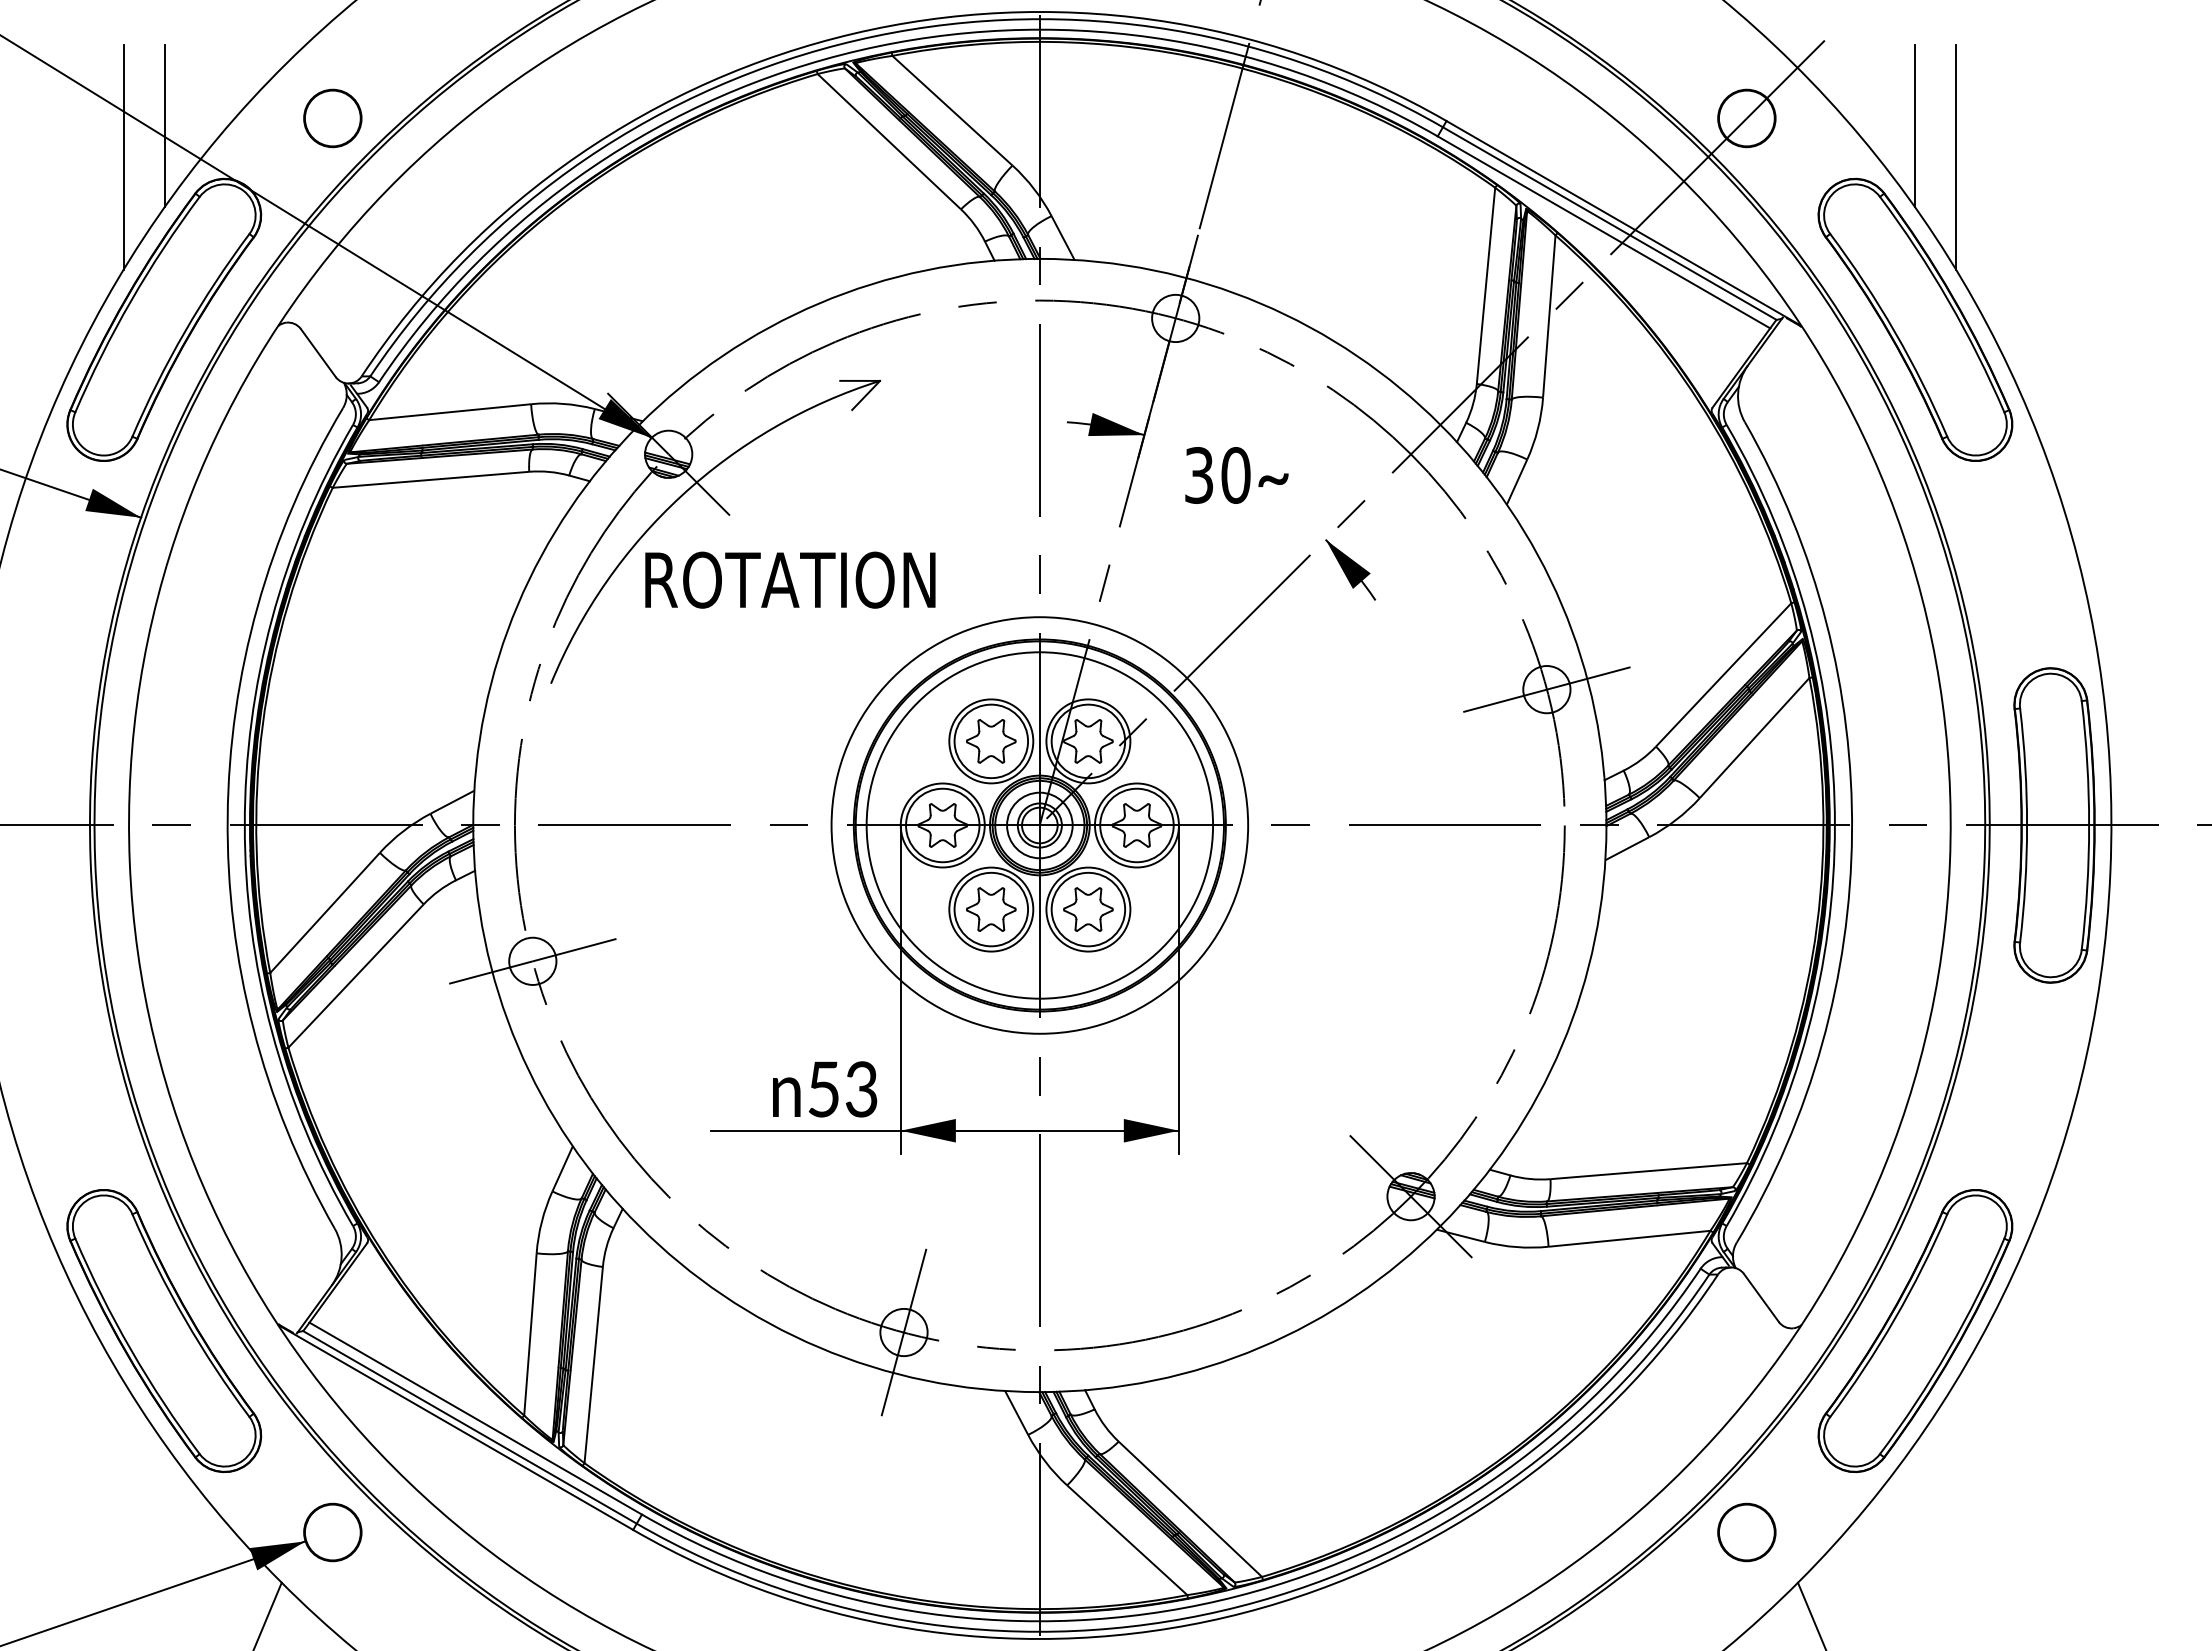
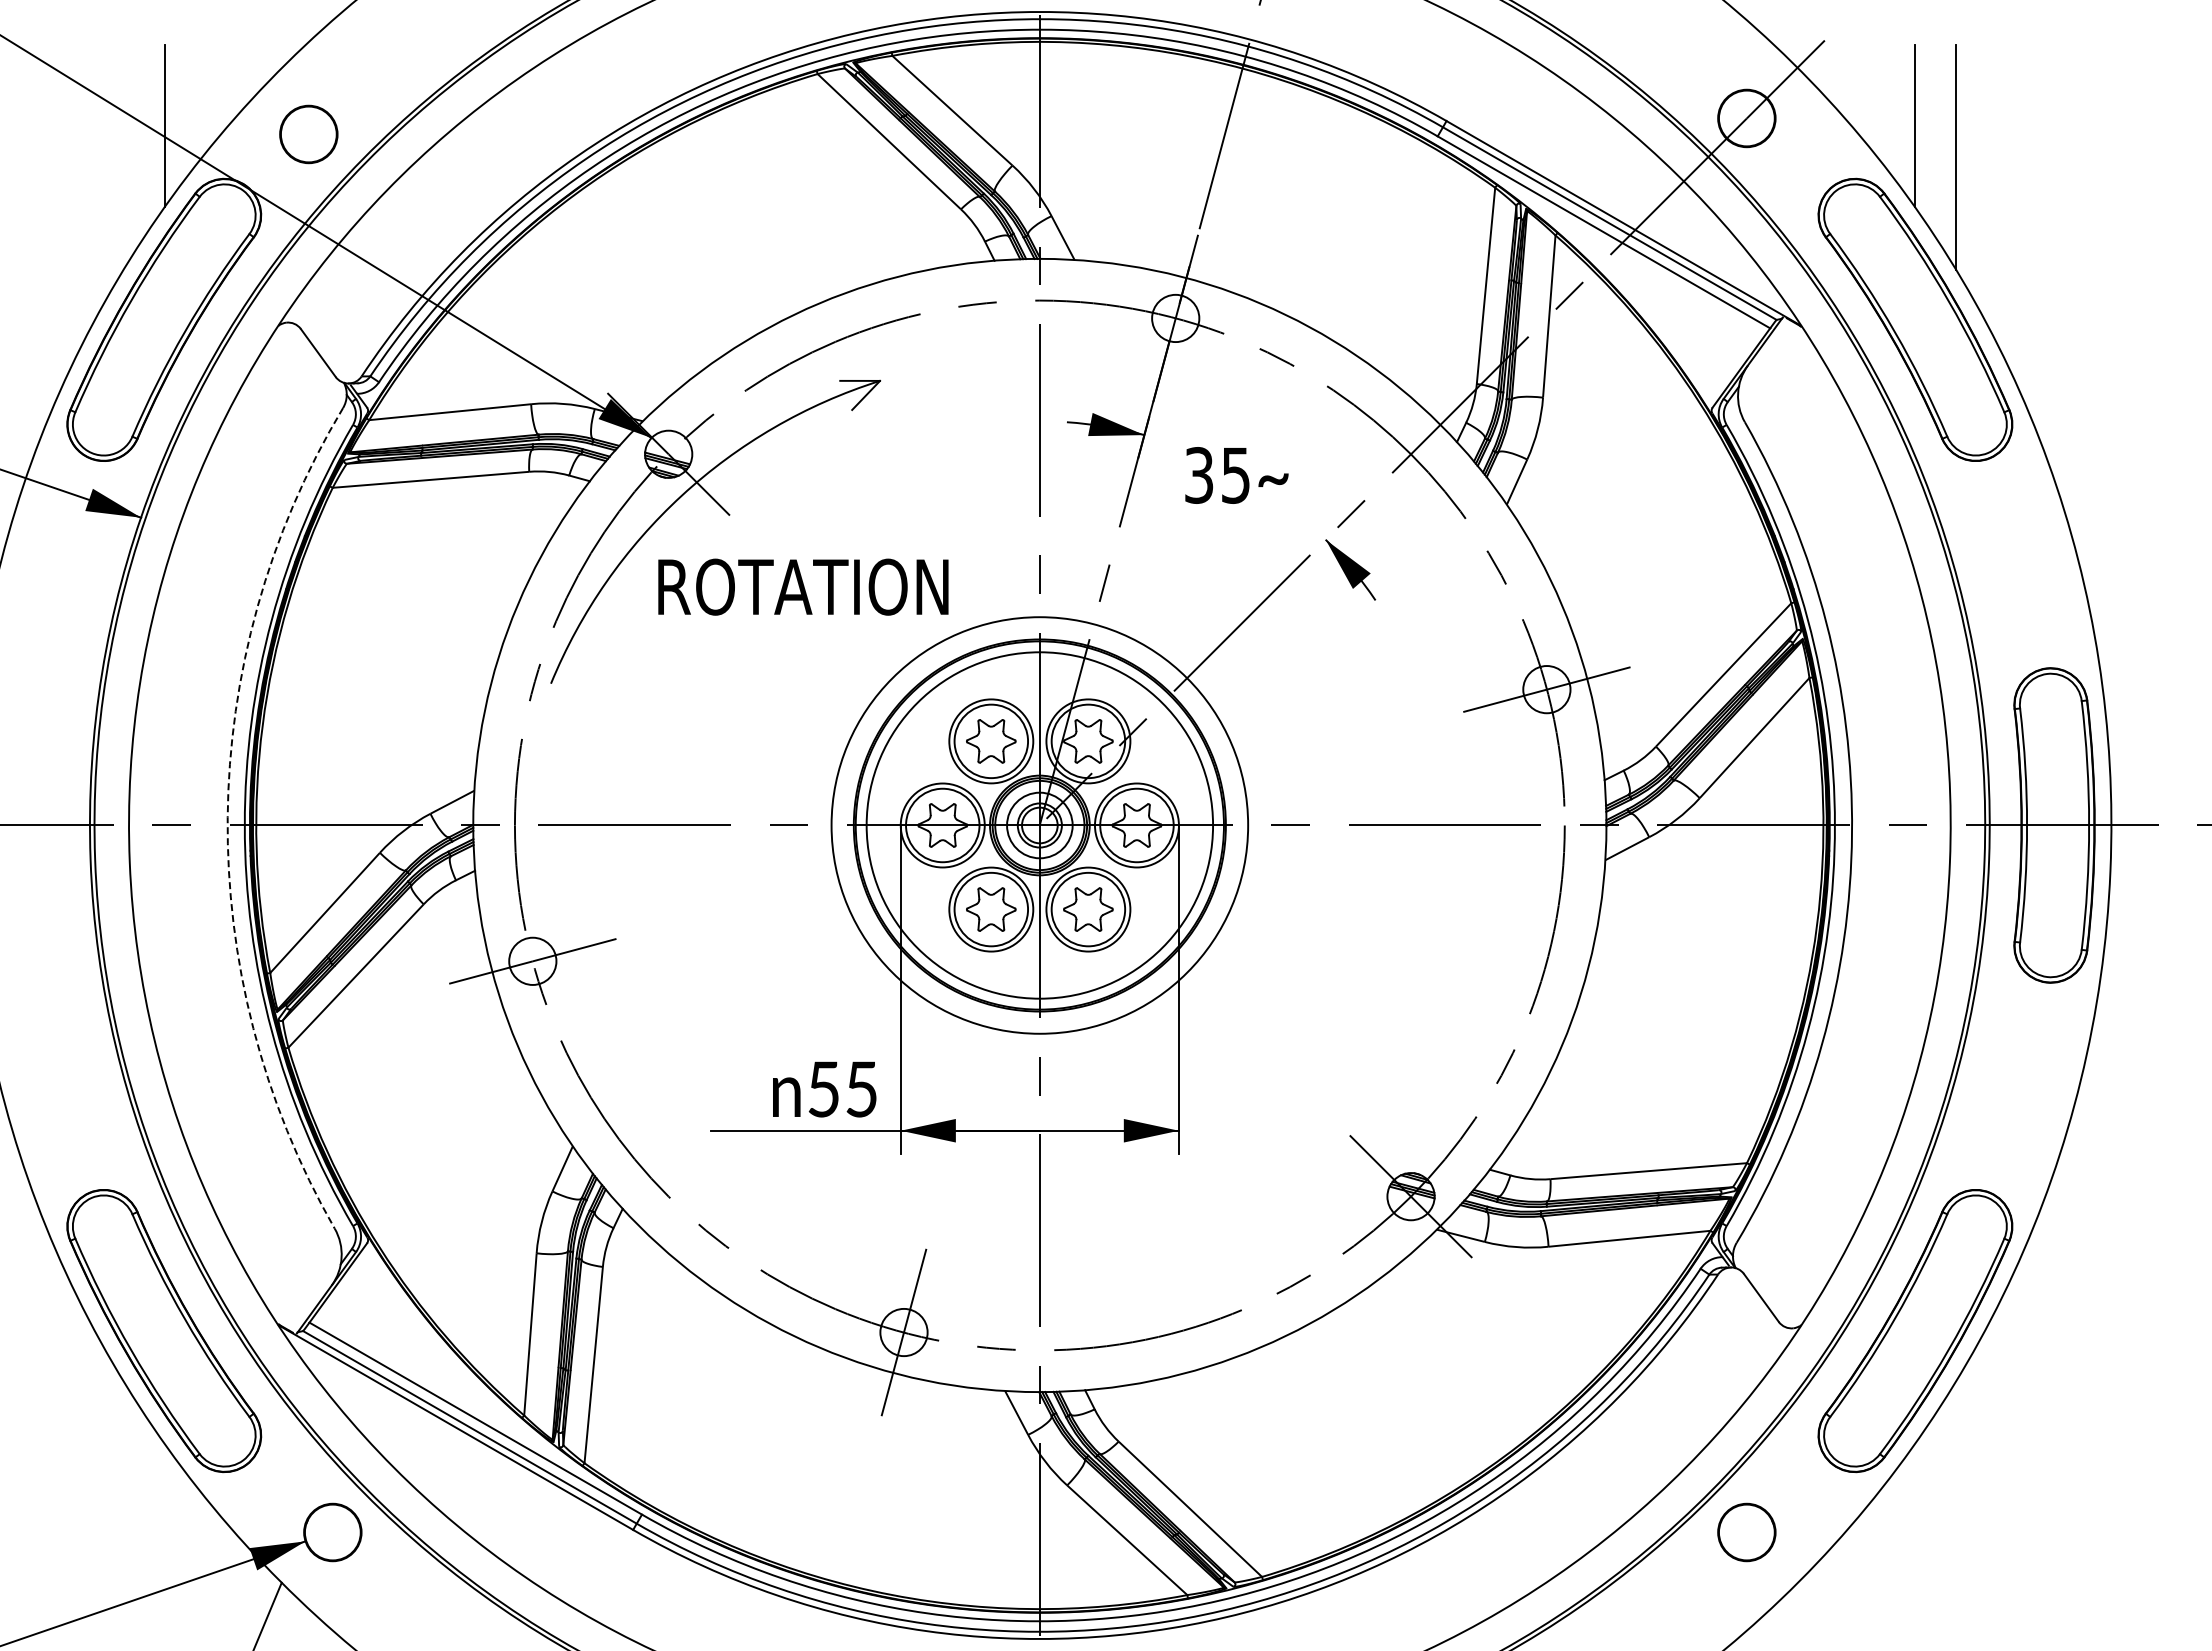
part position: (332, 118) -> (308, 134) (308, 134)
line: present -> none (123, 157)
text: 30 -> 35 (1235, 475)
text position: (790, 579) -> (803, 586) (803, 586)
arc: solid -> dashed (227, 817)
text: 53 -> 55 (861, 1089)
line: present -> none (1811, 1614)
